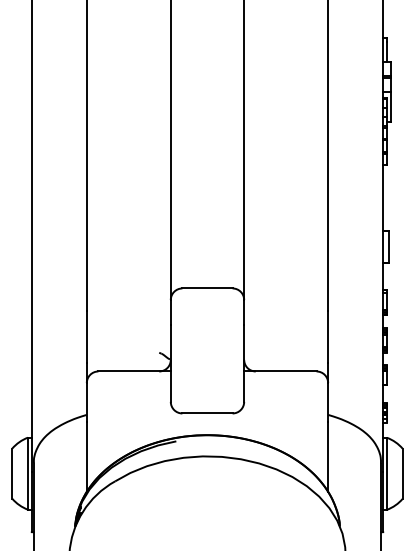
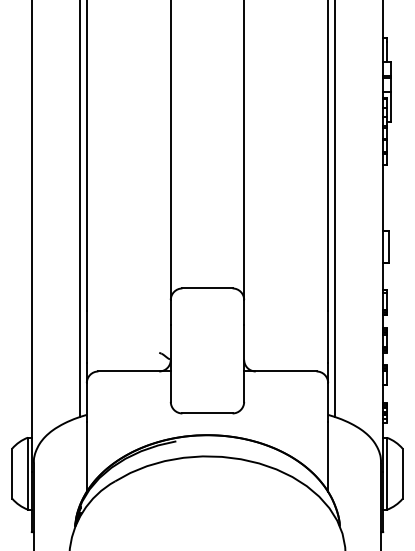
line: none -> present (80, 209)
line: none -> present (334, 209)
